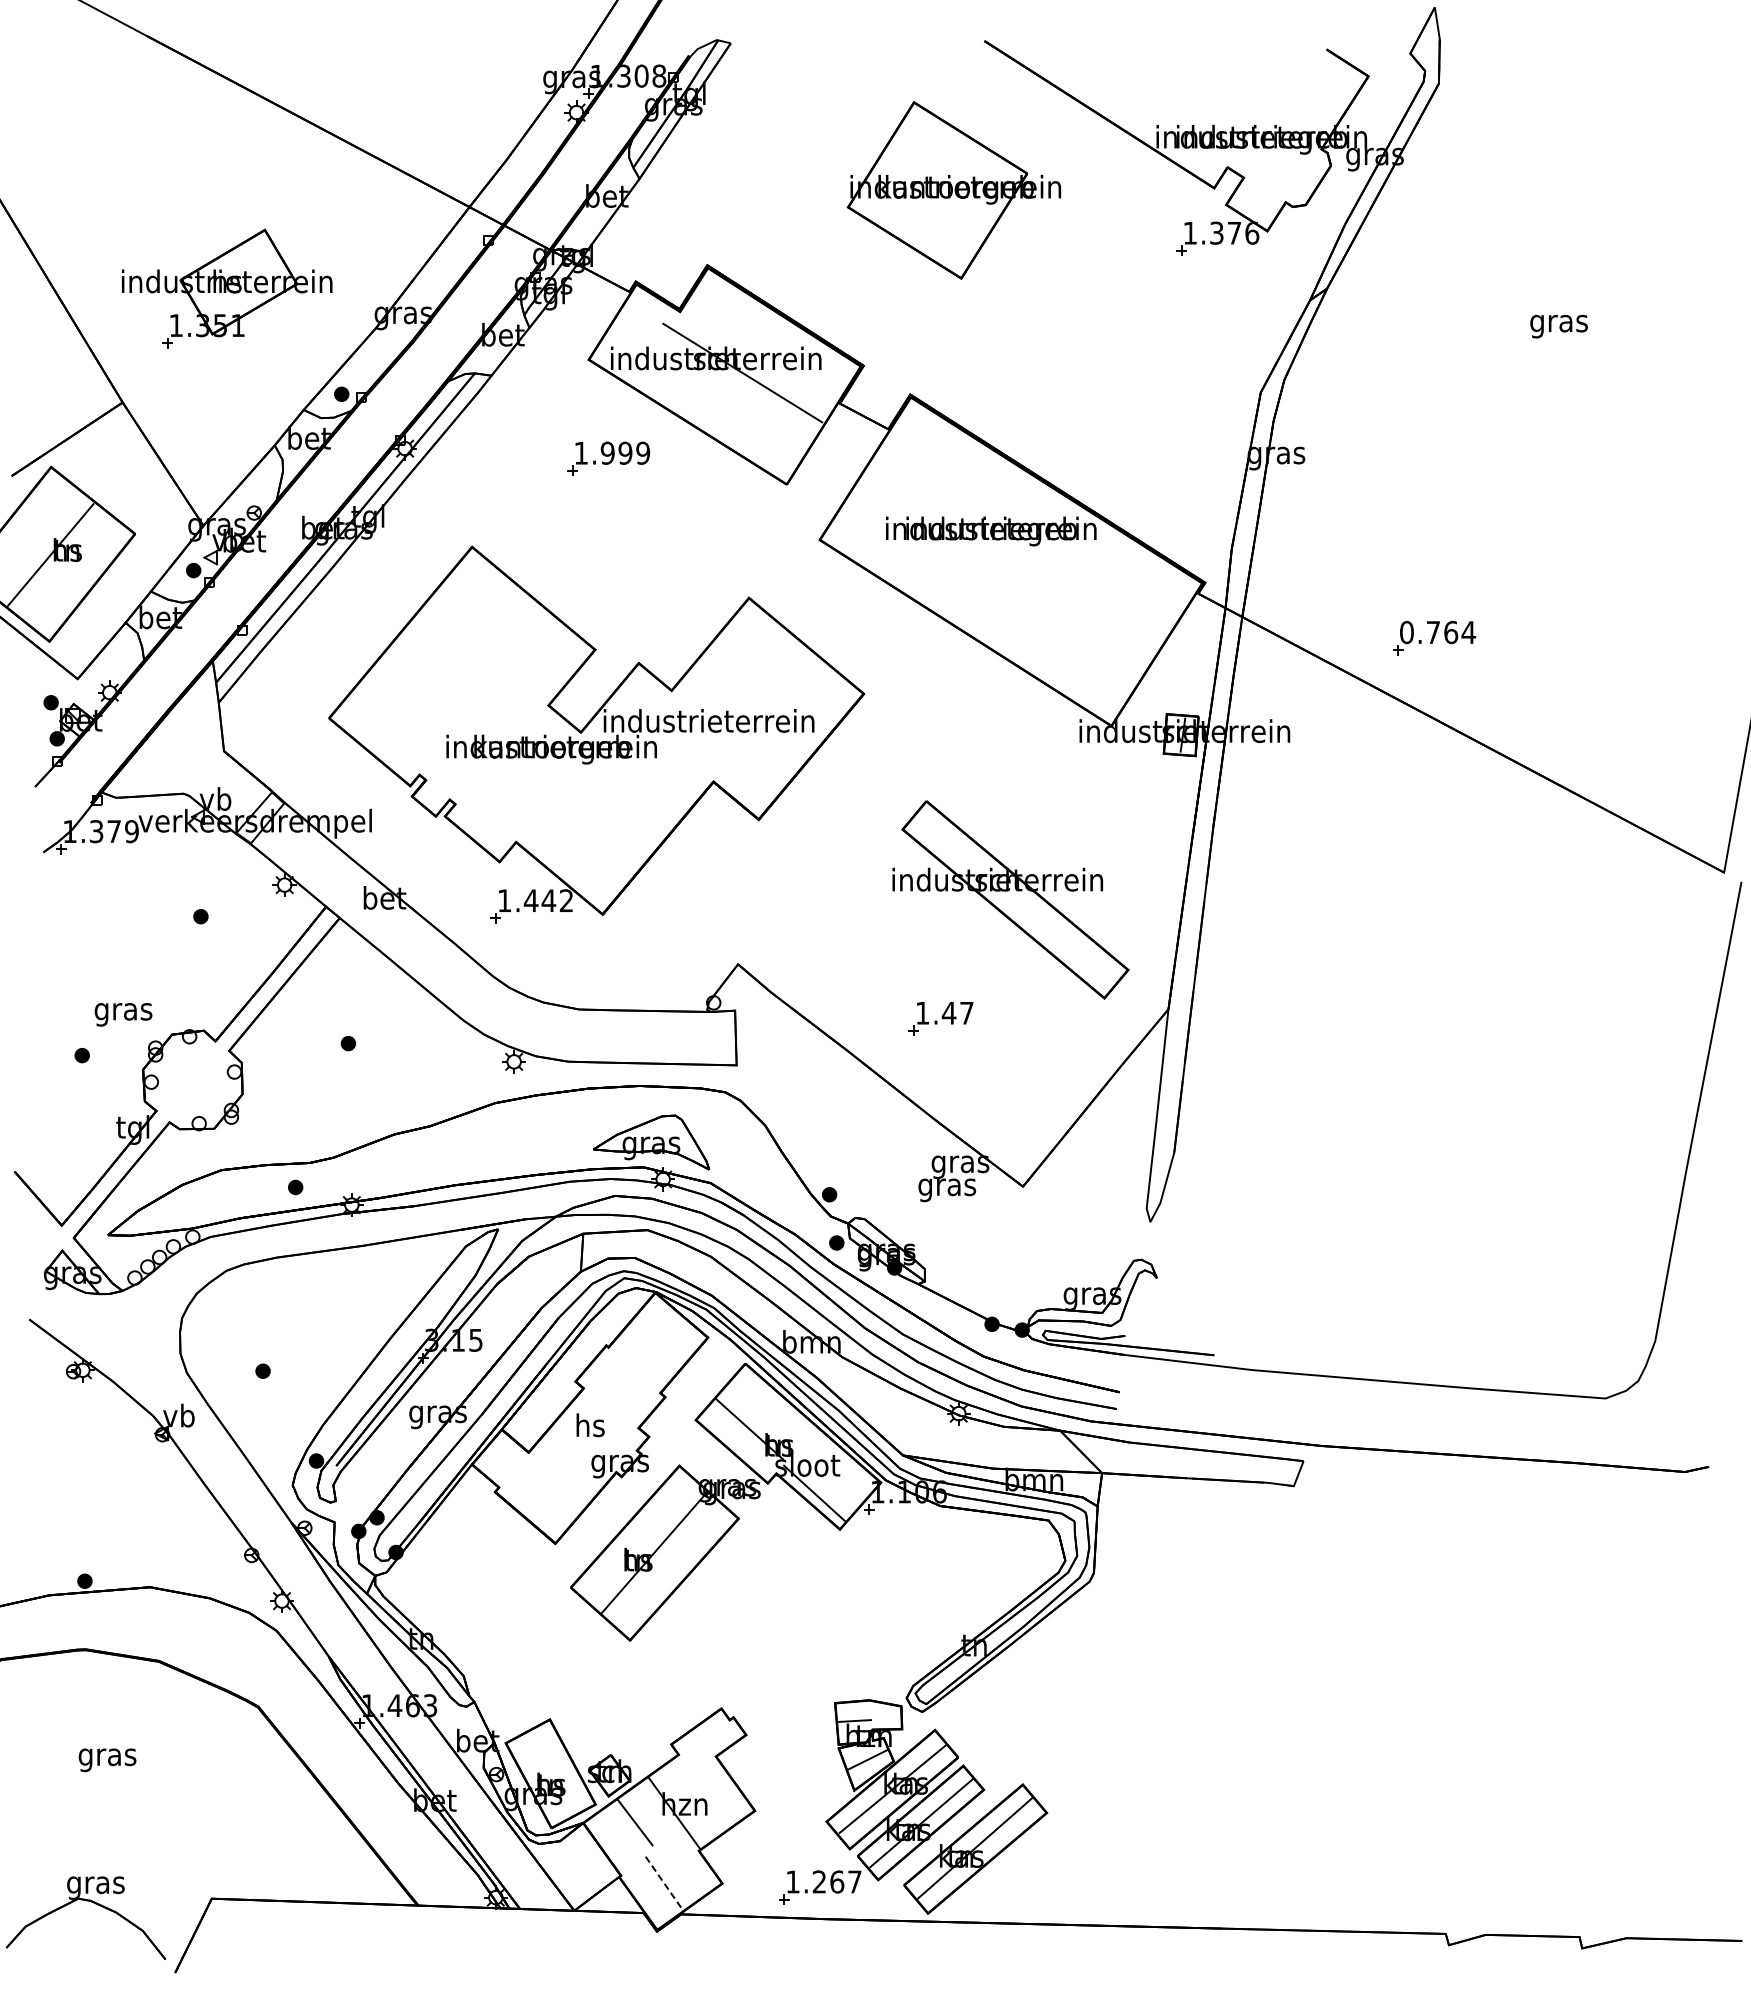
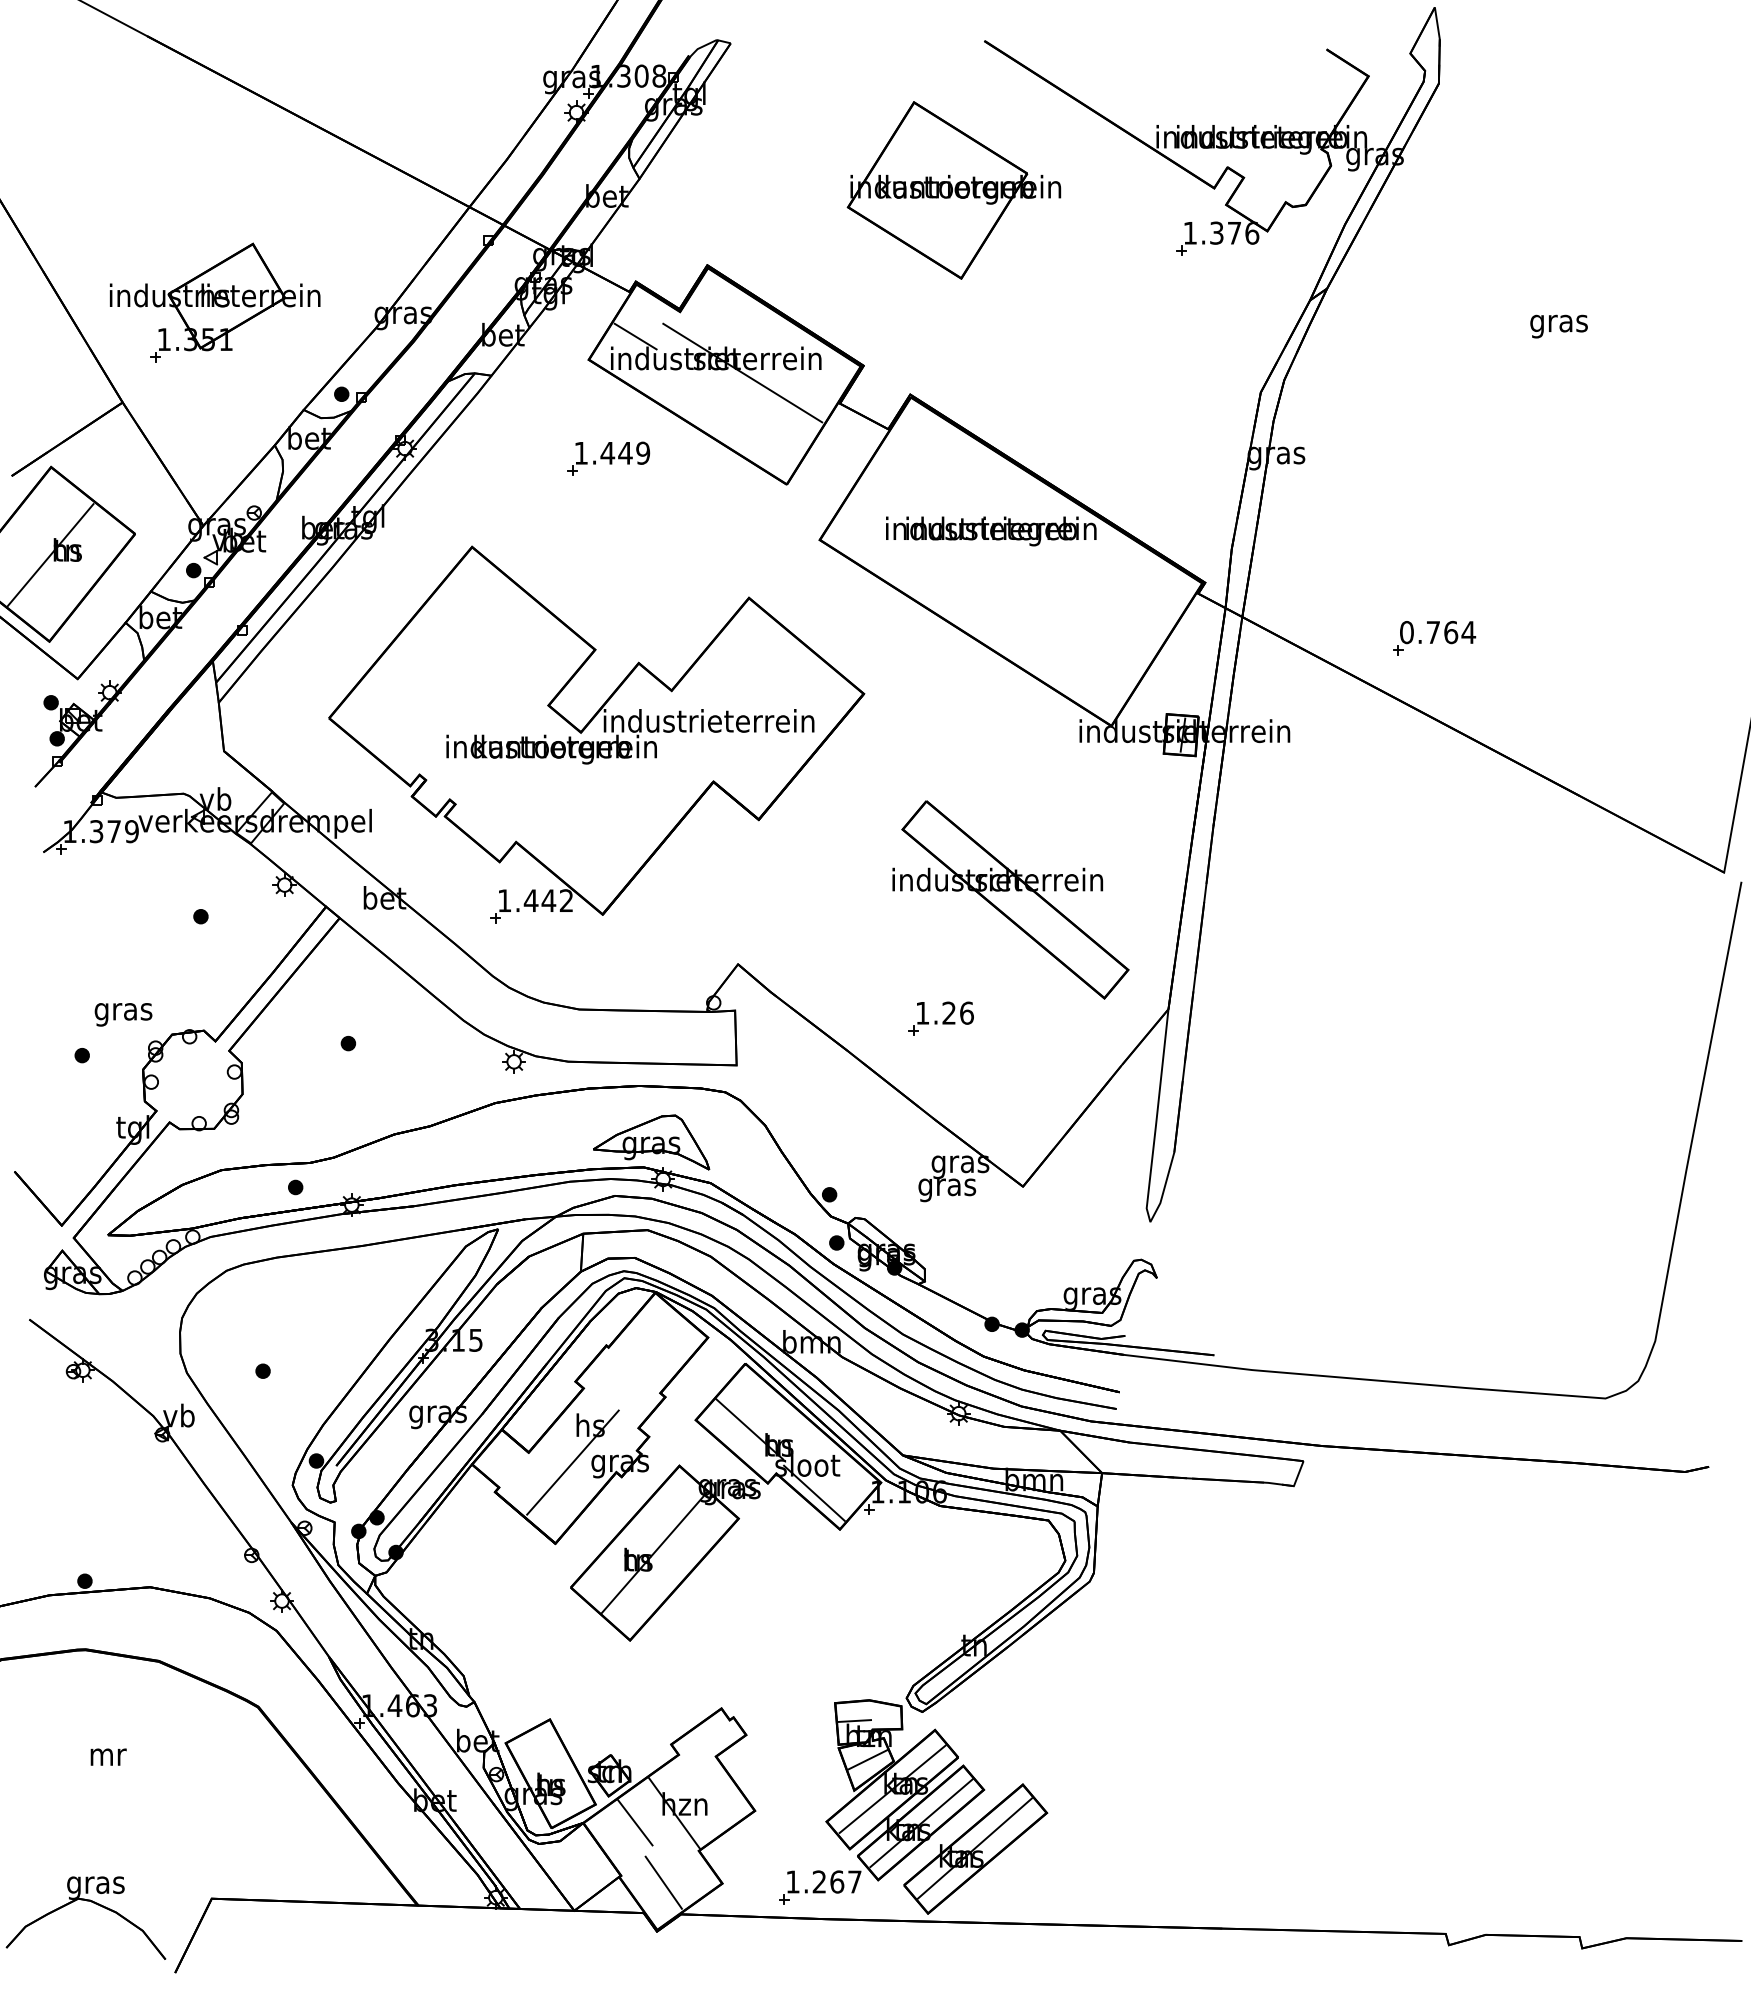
part position: (227, 288) -> (215, 302) (215, 302)
line: none -> present (635, 336)
text: 1.999 -> 1.449 (616, 452)
text: 1.47 -> 1.26 (957, 1012)
line: none -> present (572, 1462)
text: gras -> mr (107, 1760)
line: dashed -> solid (663, 1882)
